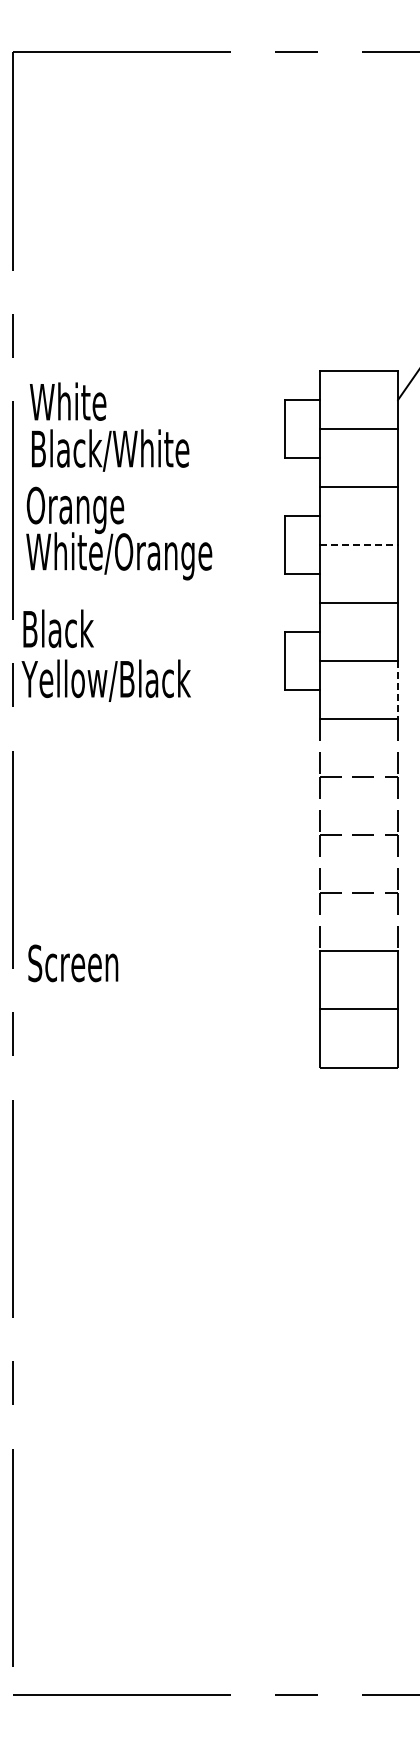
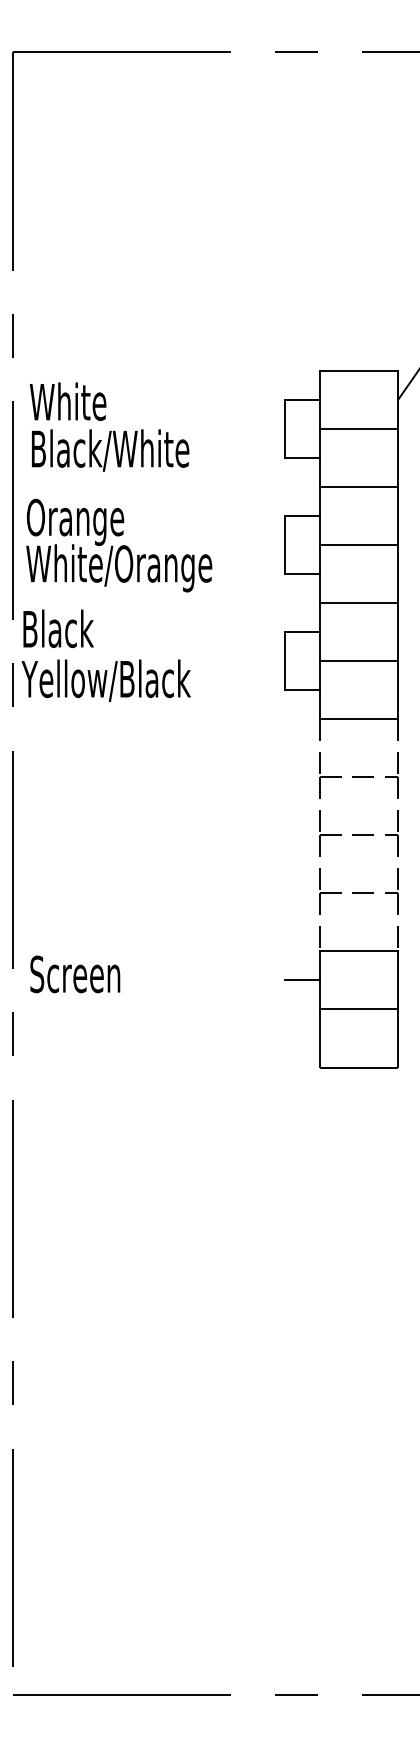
text position: (119, 533) -> (119, 545) (119, 545)
line: dashed -> solid (359, 545)
line: dashed -> solid (398, 690)
text position: (73, 963) -> (75, 974) (75, 974)
line: none -> present (302, 980)
